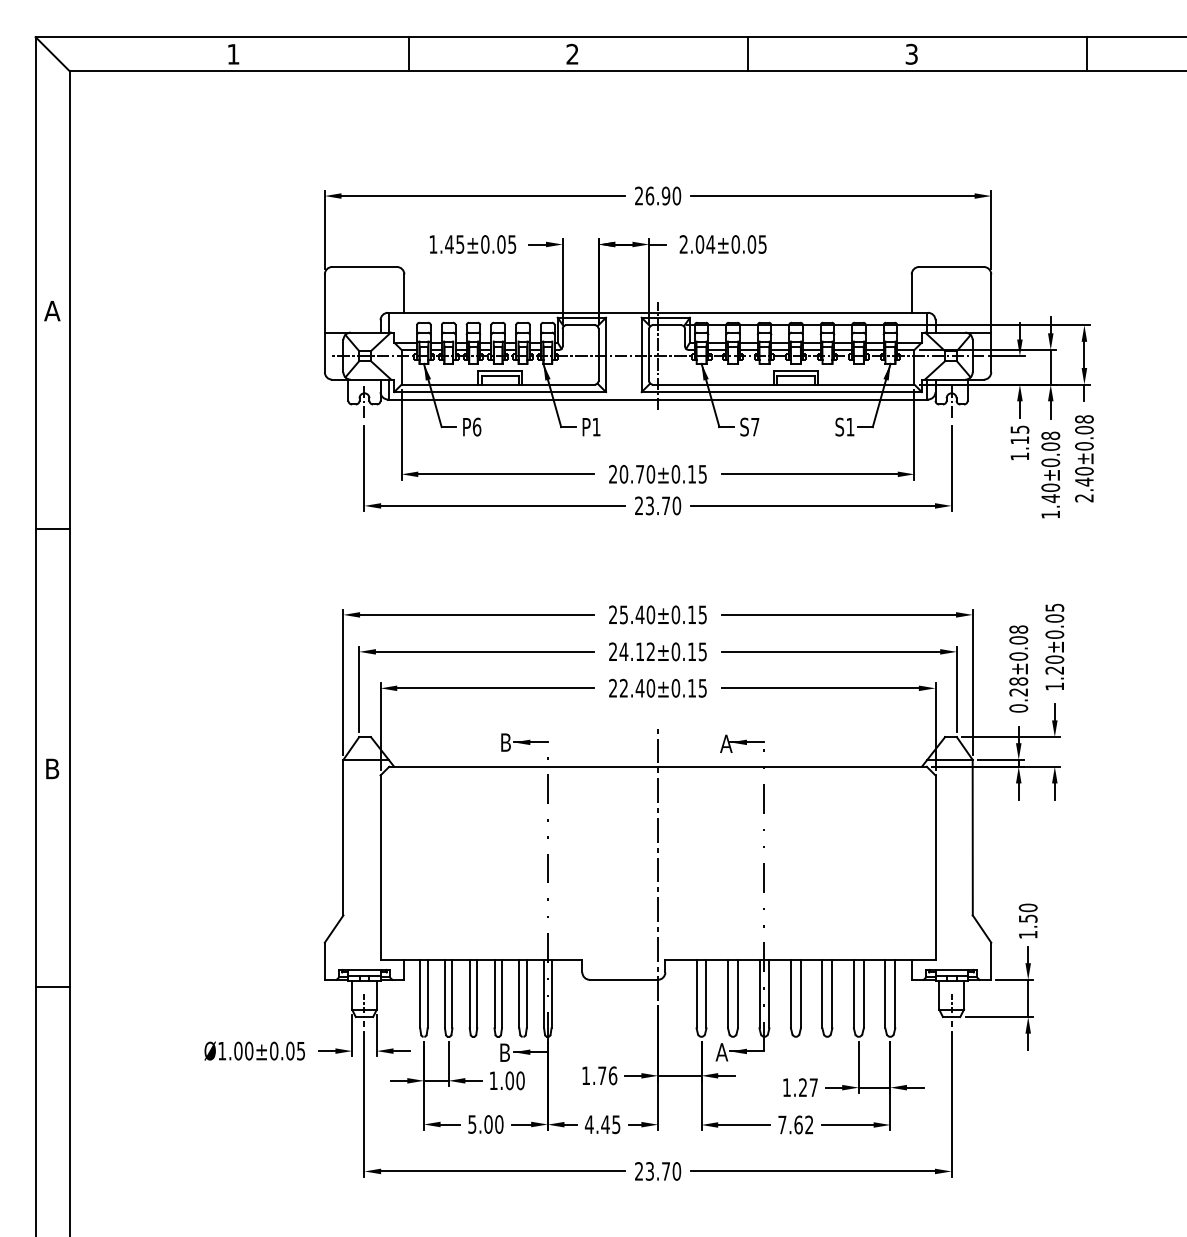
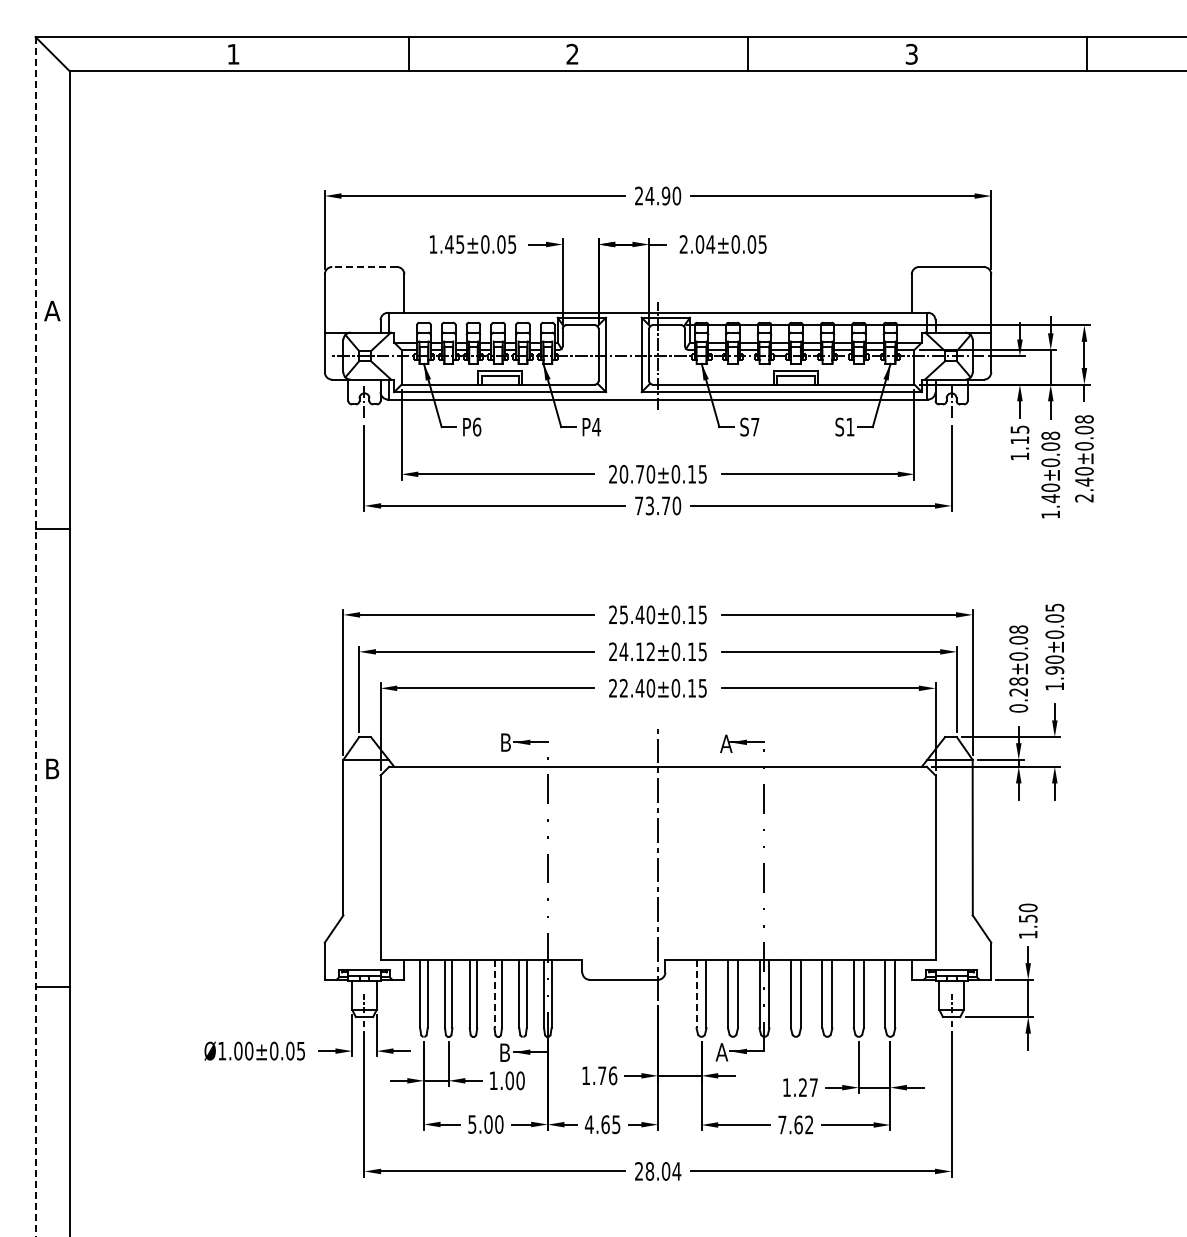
text: 26.90 -> 24.90 (649, 195)
line: solid -> dashed (364, 266)
text: P1 -> P4 (596, 427)
text: 23.70 -> 73.70 (639, 505)
line: solid -> dashed (35, 636)
text: 1.20±0.05 -> 1.90±0.05 (1054, 670)
line: solid -> dashed (494, 994)
line: solid -> dashed (696, 994)
text: 4.45 -> 4.65 (605, 1124)
text: 23.70 -> 28.04 (663, 1171)
